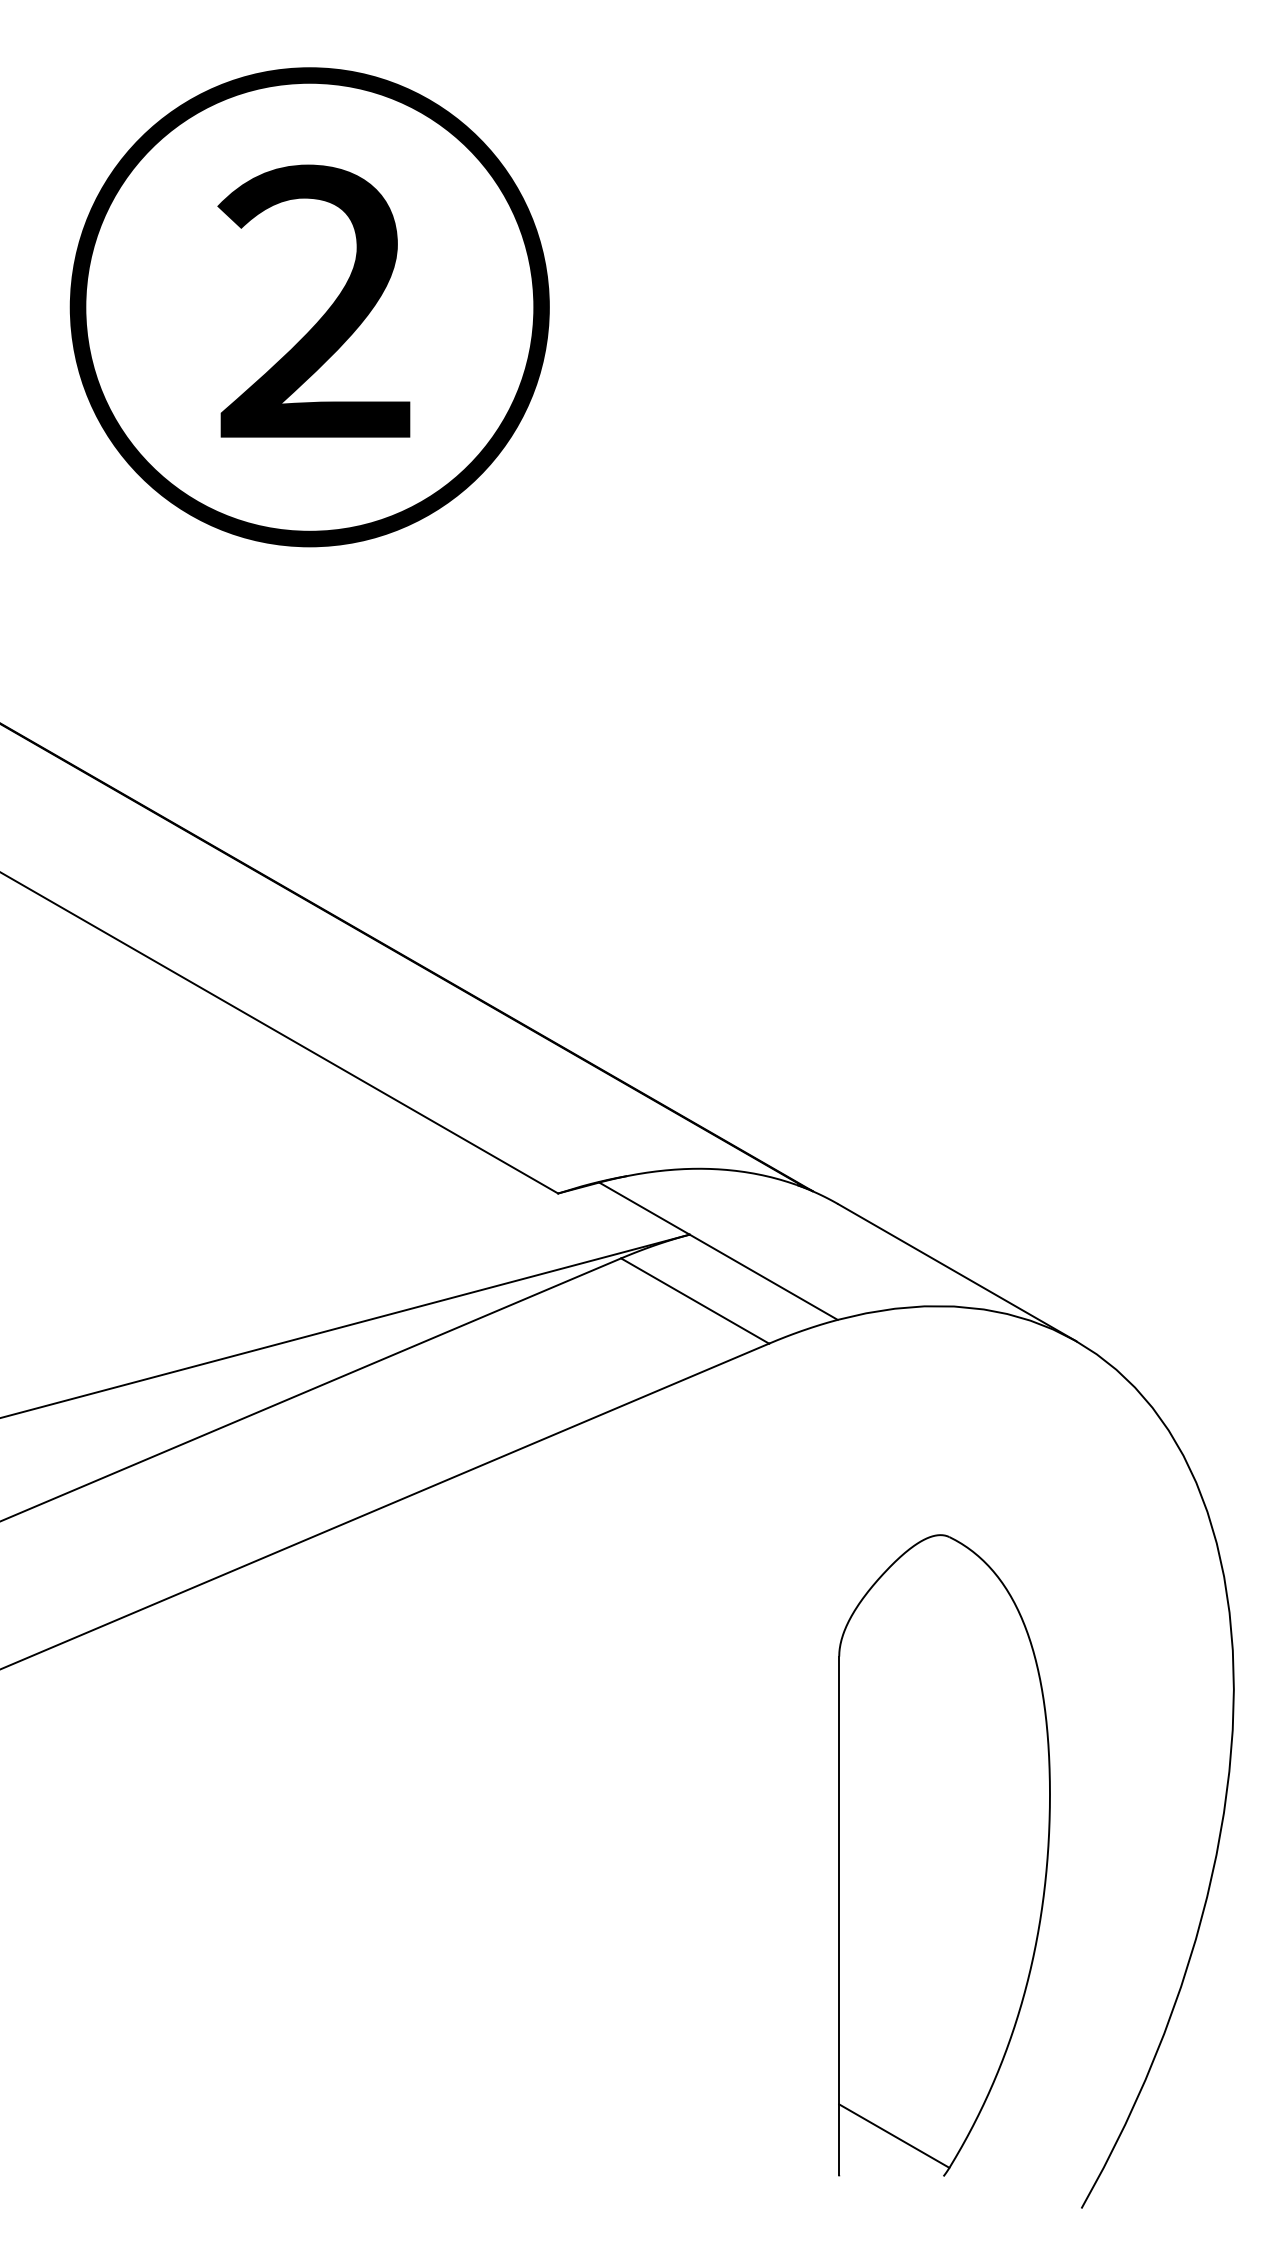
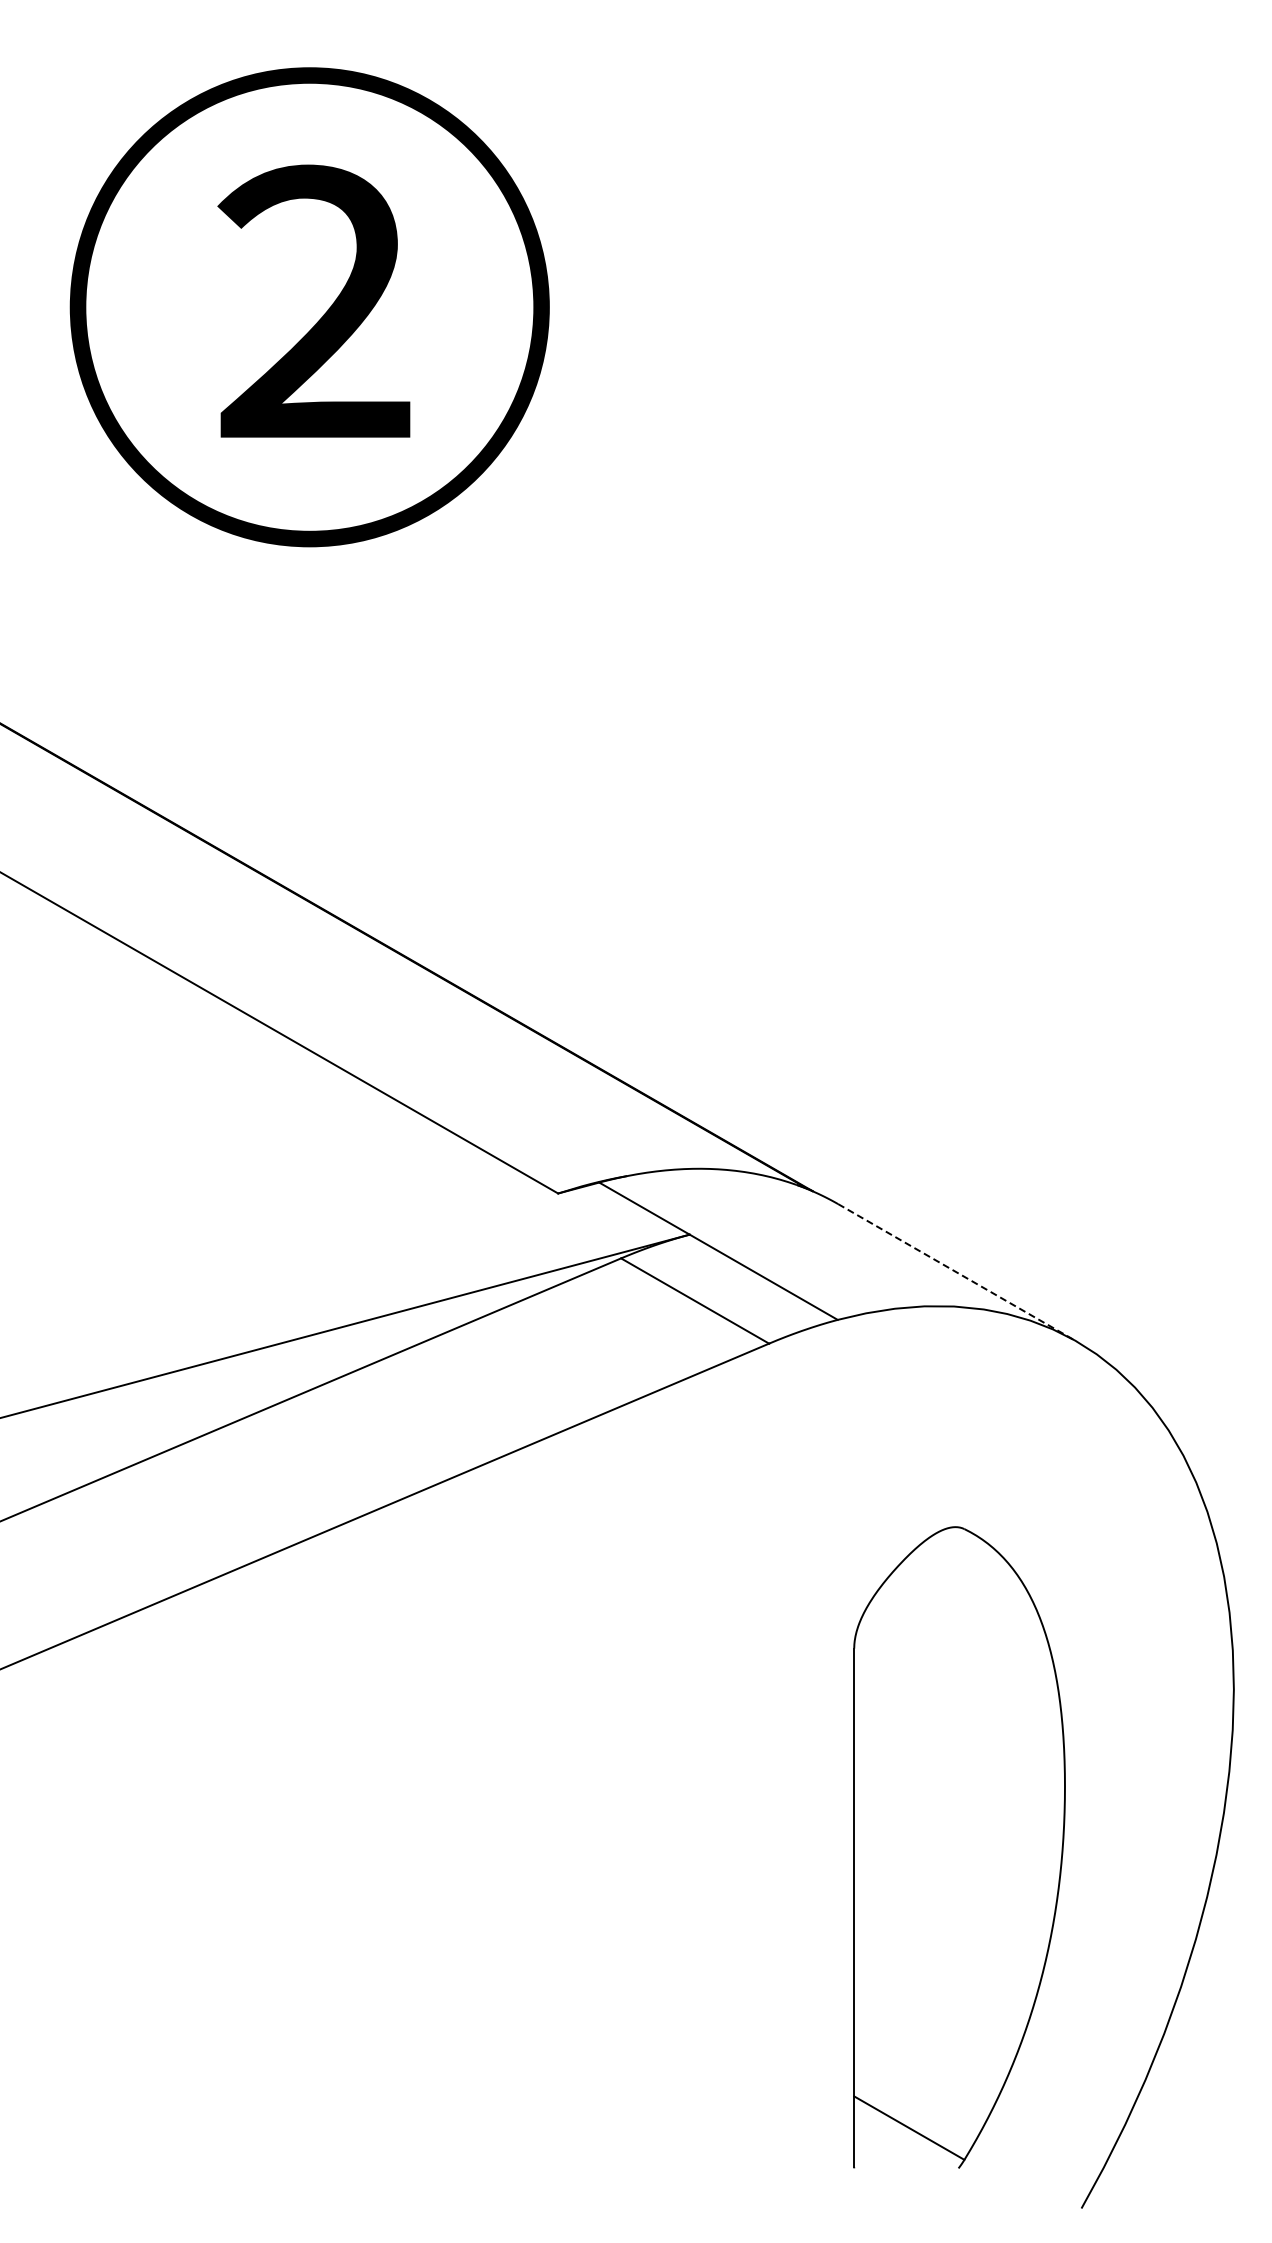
line: solid -> dashed (957, 1272)
part position: (944, 1855) -> (959, 1847) (959, 1847)
